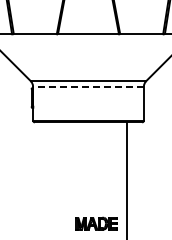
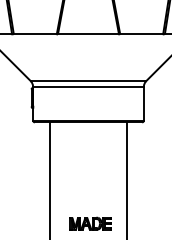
line: dashed -> solid (88, 86)
line: none -> present (49, 179)
part position: (96, 223) -> (90, 223) (90, 223)
